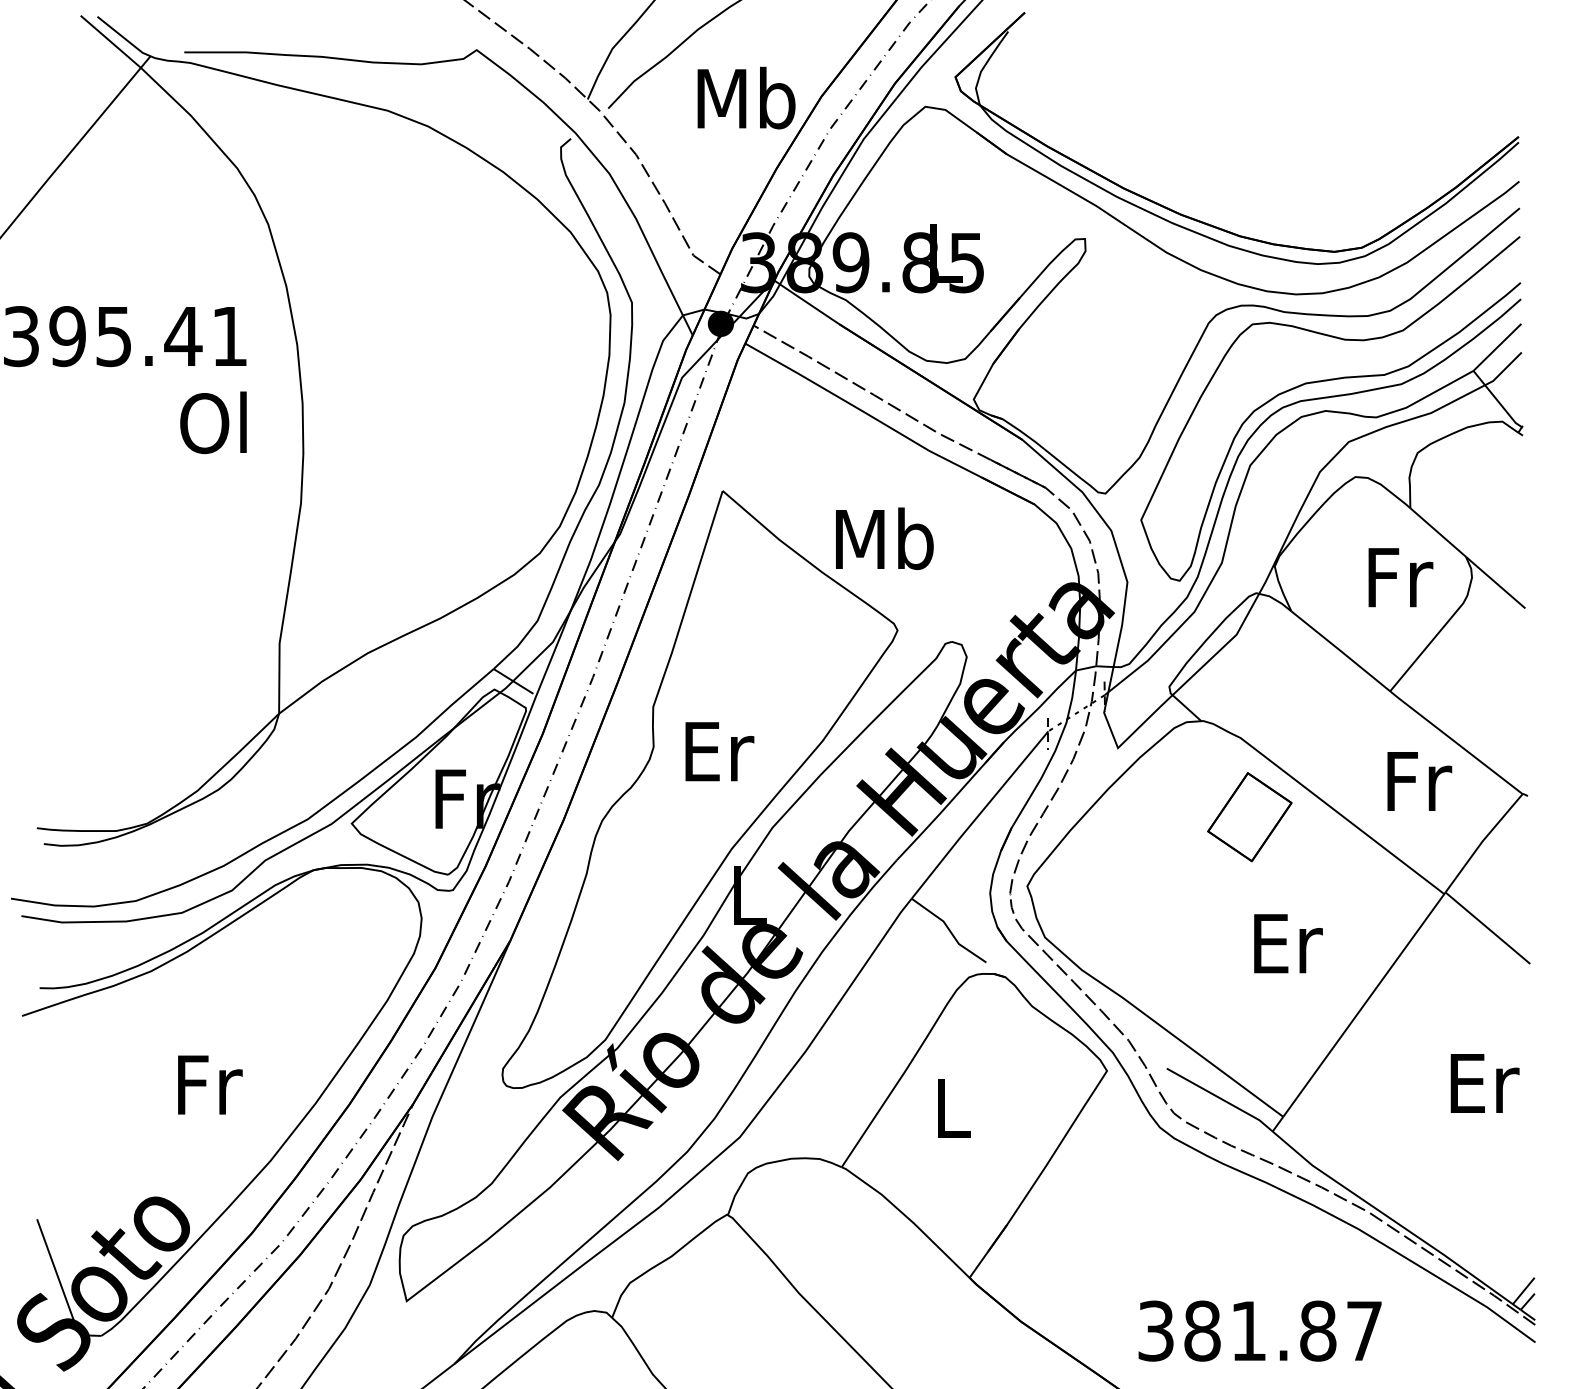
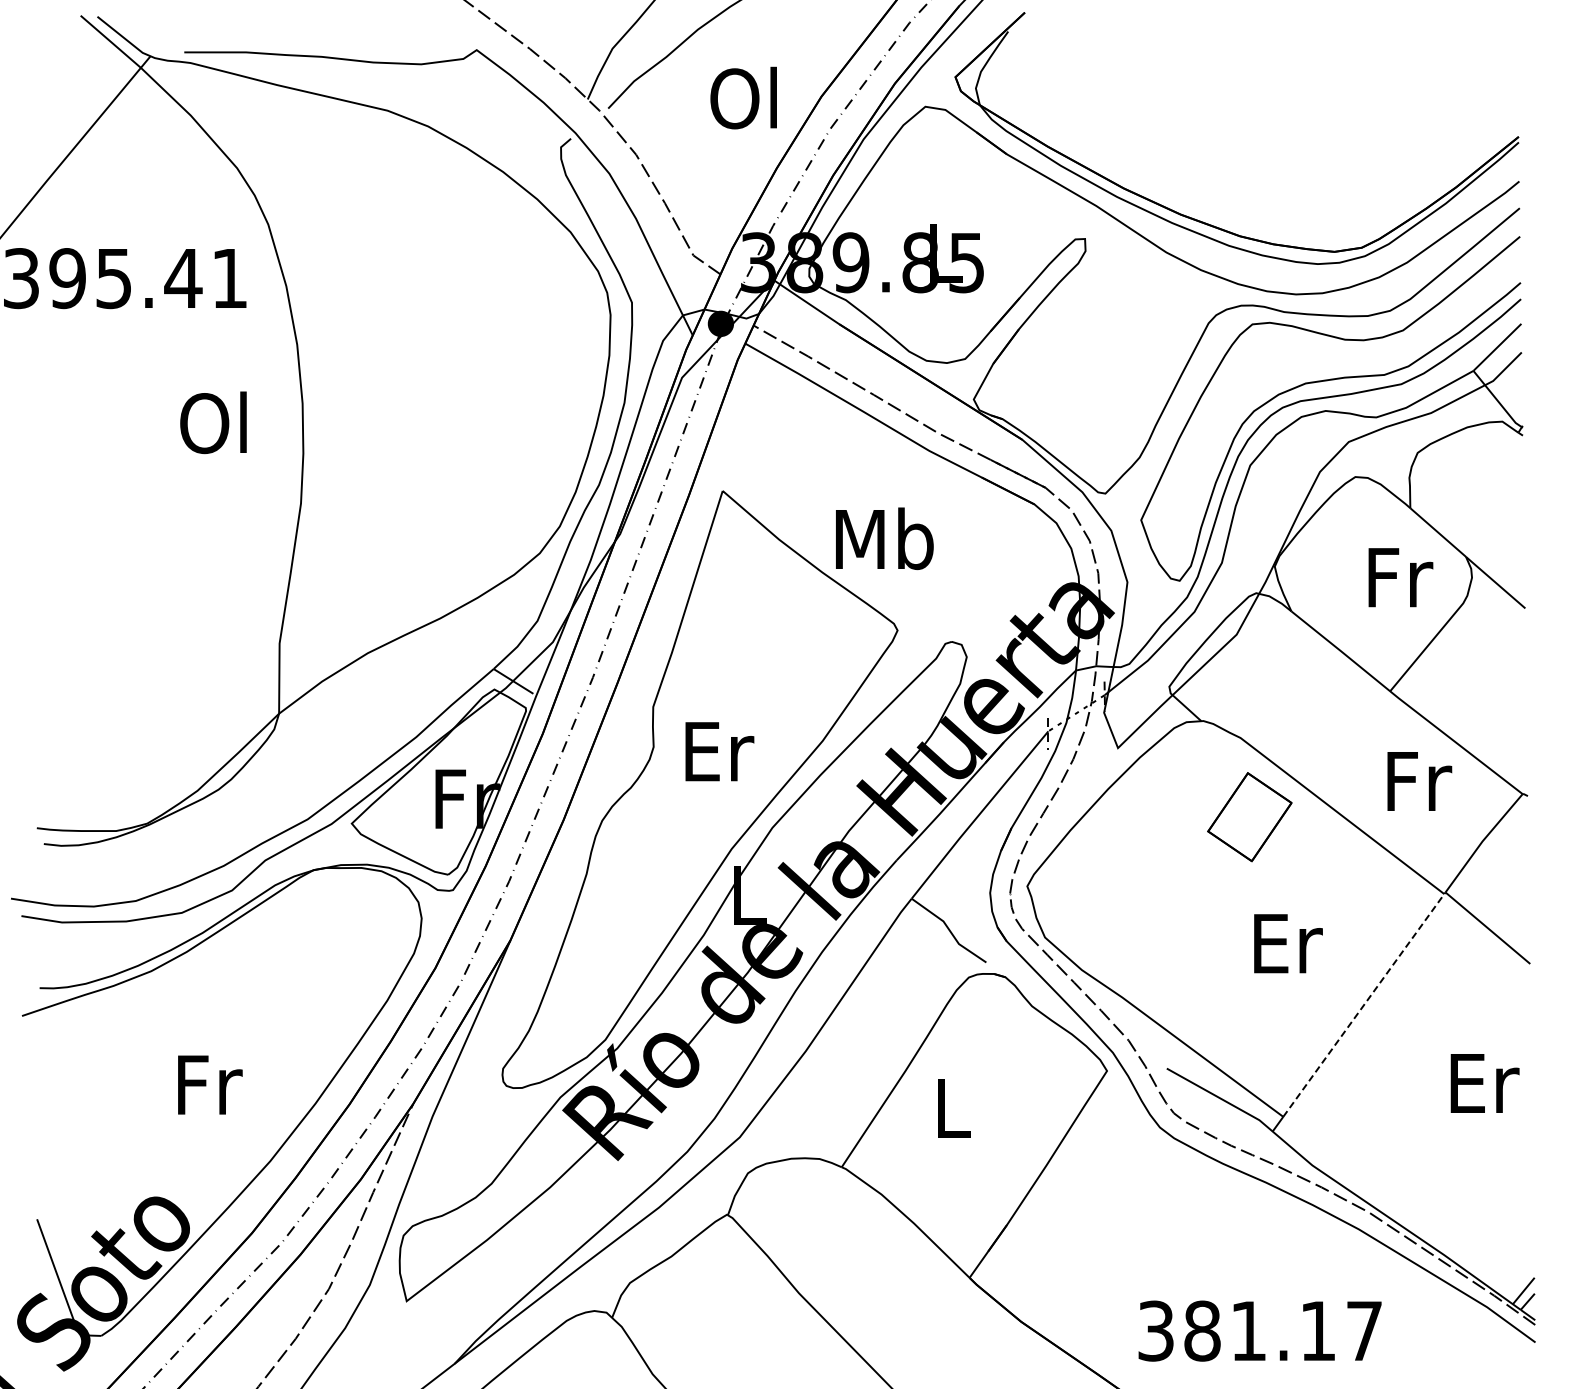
text: Mb -> Ol (746, 97)
text position: (125, 336) -> (125, 278) (125, 278)
line: solid -> dashed (1364, 1004)
text: 381.87 -> 381.17 (1318, 1330)
